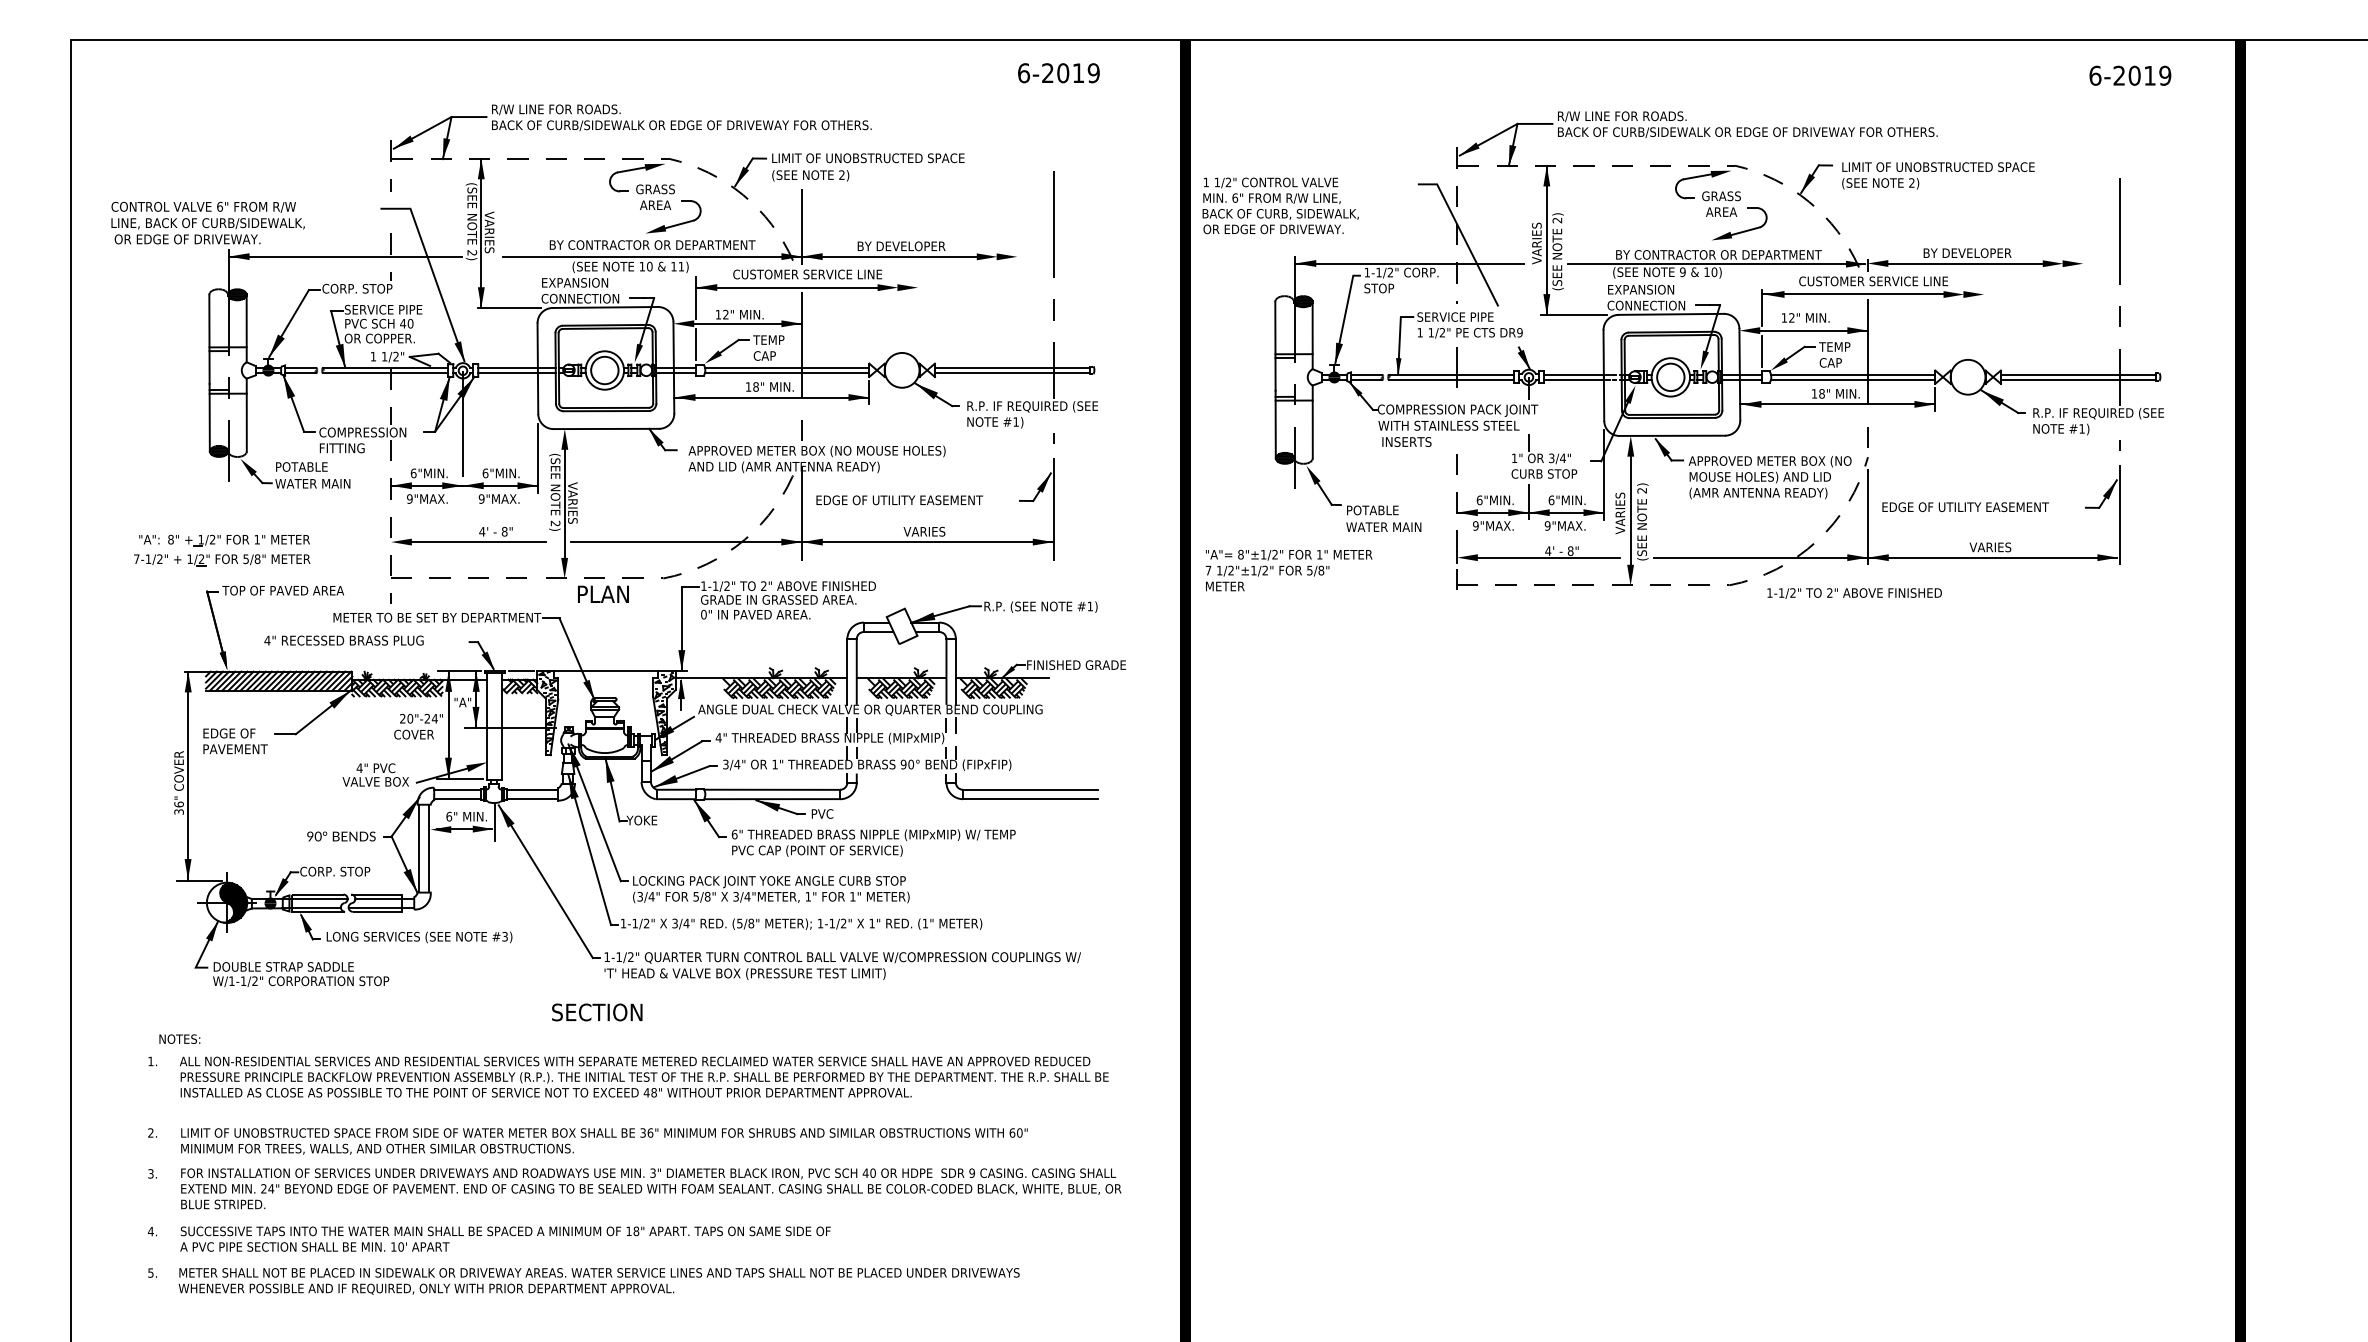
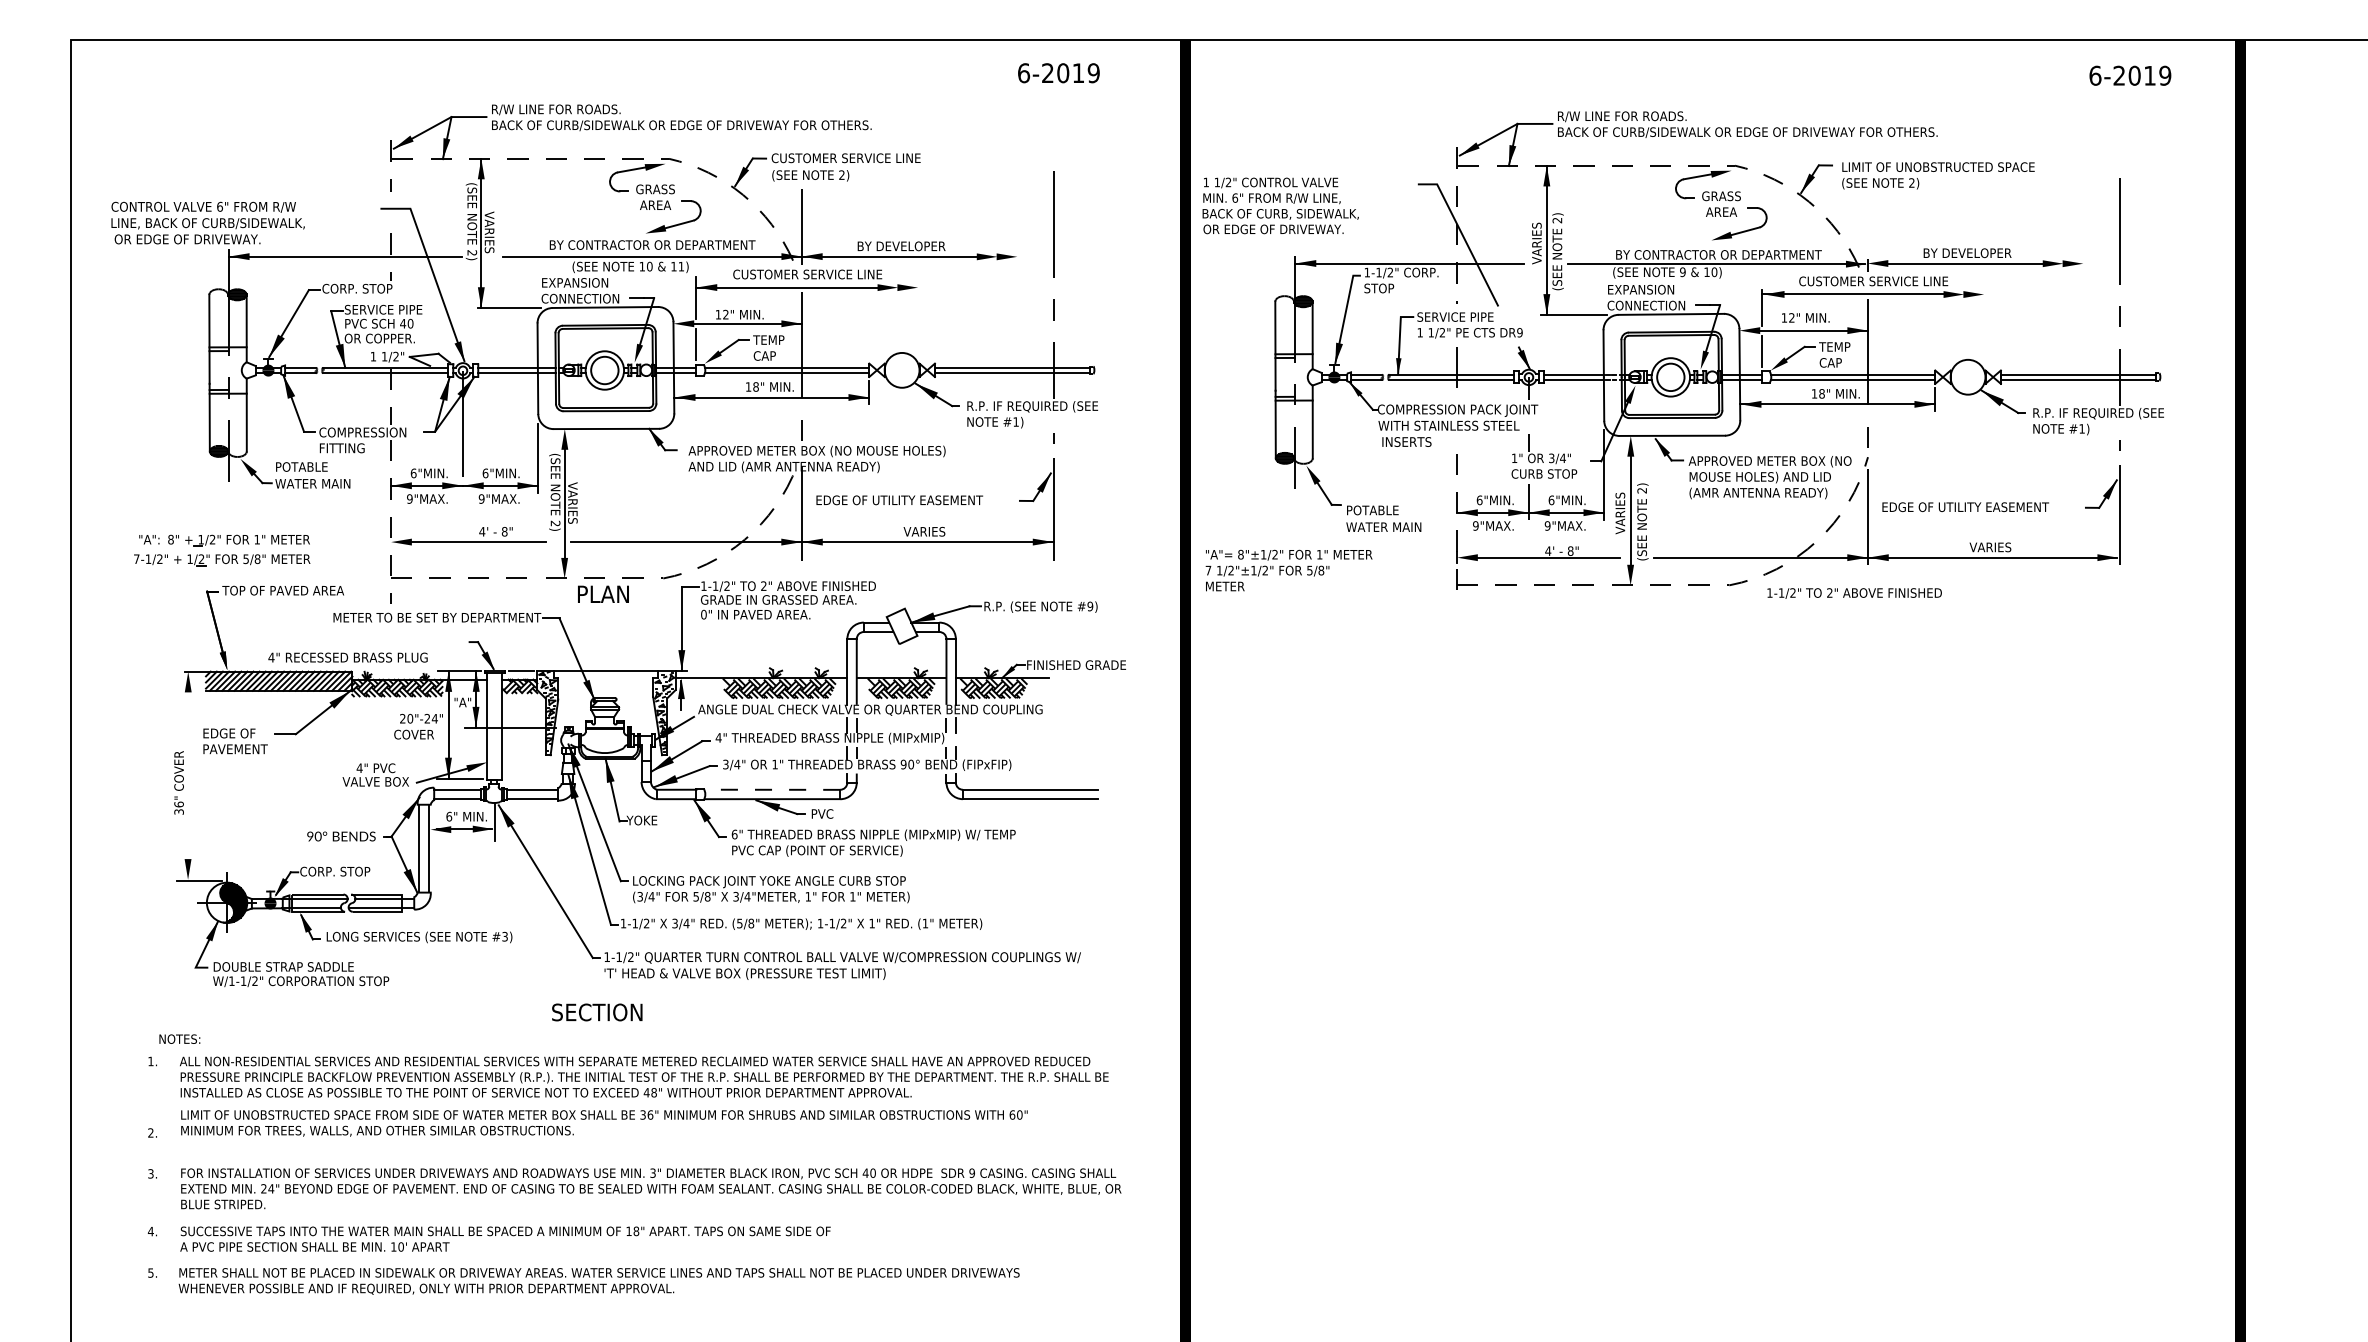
text: LIMIT OF UNOBSTRUCTED SPACE -> CUSTOMER SERVICE LINE (867, 158)
text: #1) -> #9) (1090, 606)
text position: (343, 640) -> (347, 657) (347, 657)
line: present -> none (188, 775)
line: solid -> dashed (772, 789)
text position: (604, 1141) -> (604, 1123) (604, 1123)
